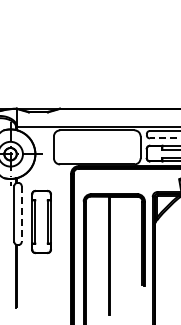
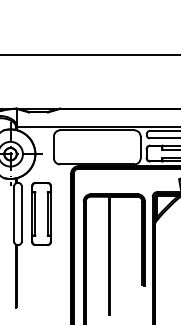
line: none -> present (89, 55)
line: dashed -> solid (164, 138)
line: dashed -> solid (21, 213)
part position: (41, 221) -> (41, 213) (41, 213)
